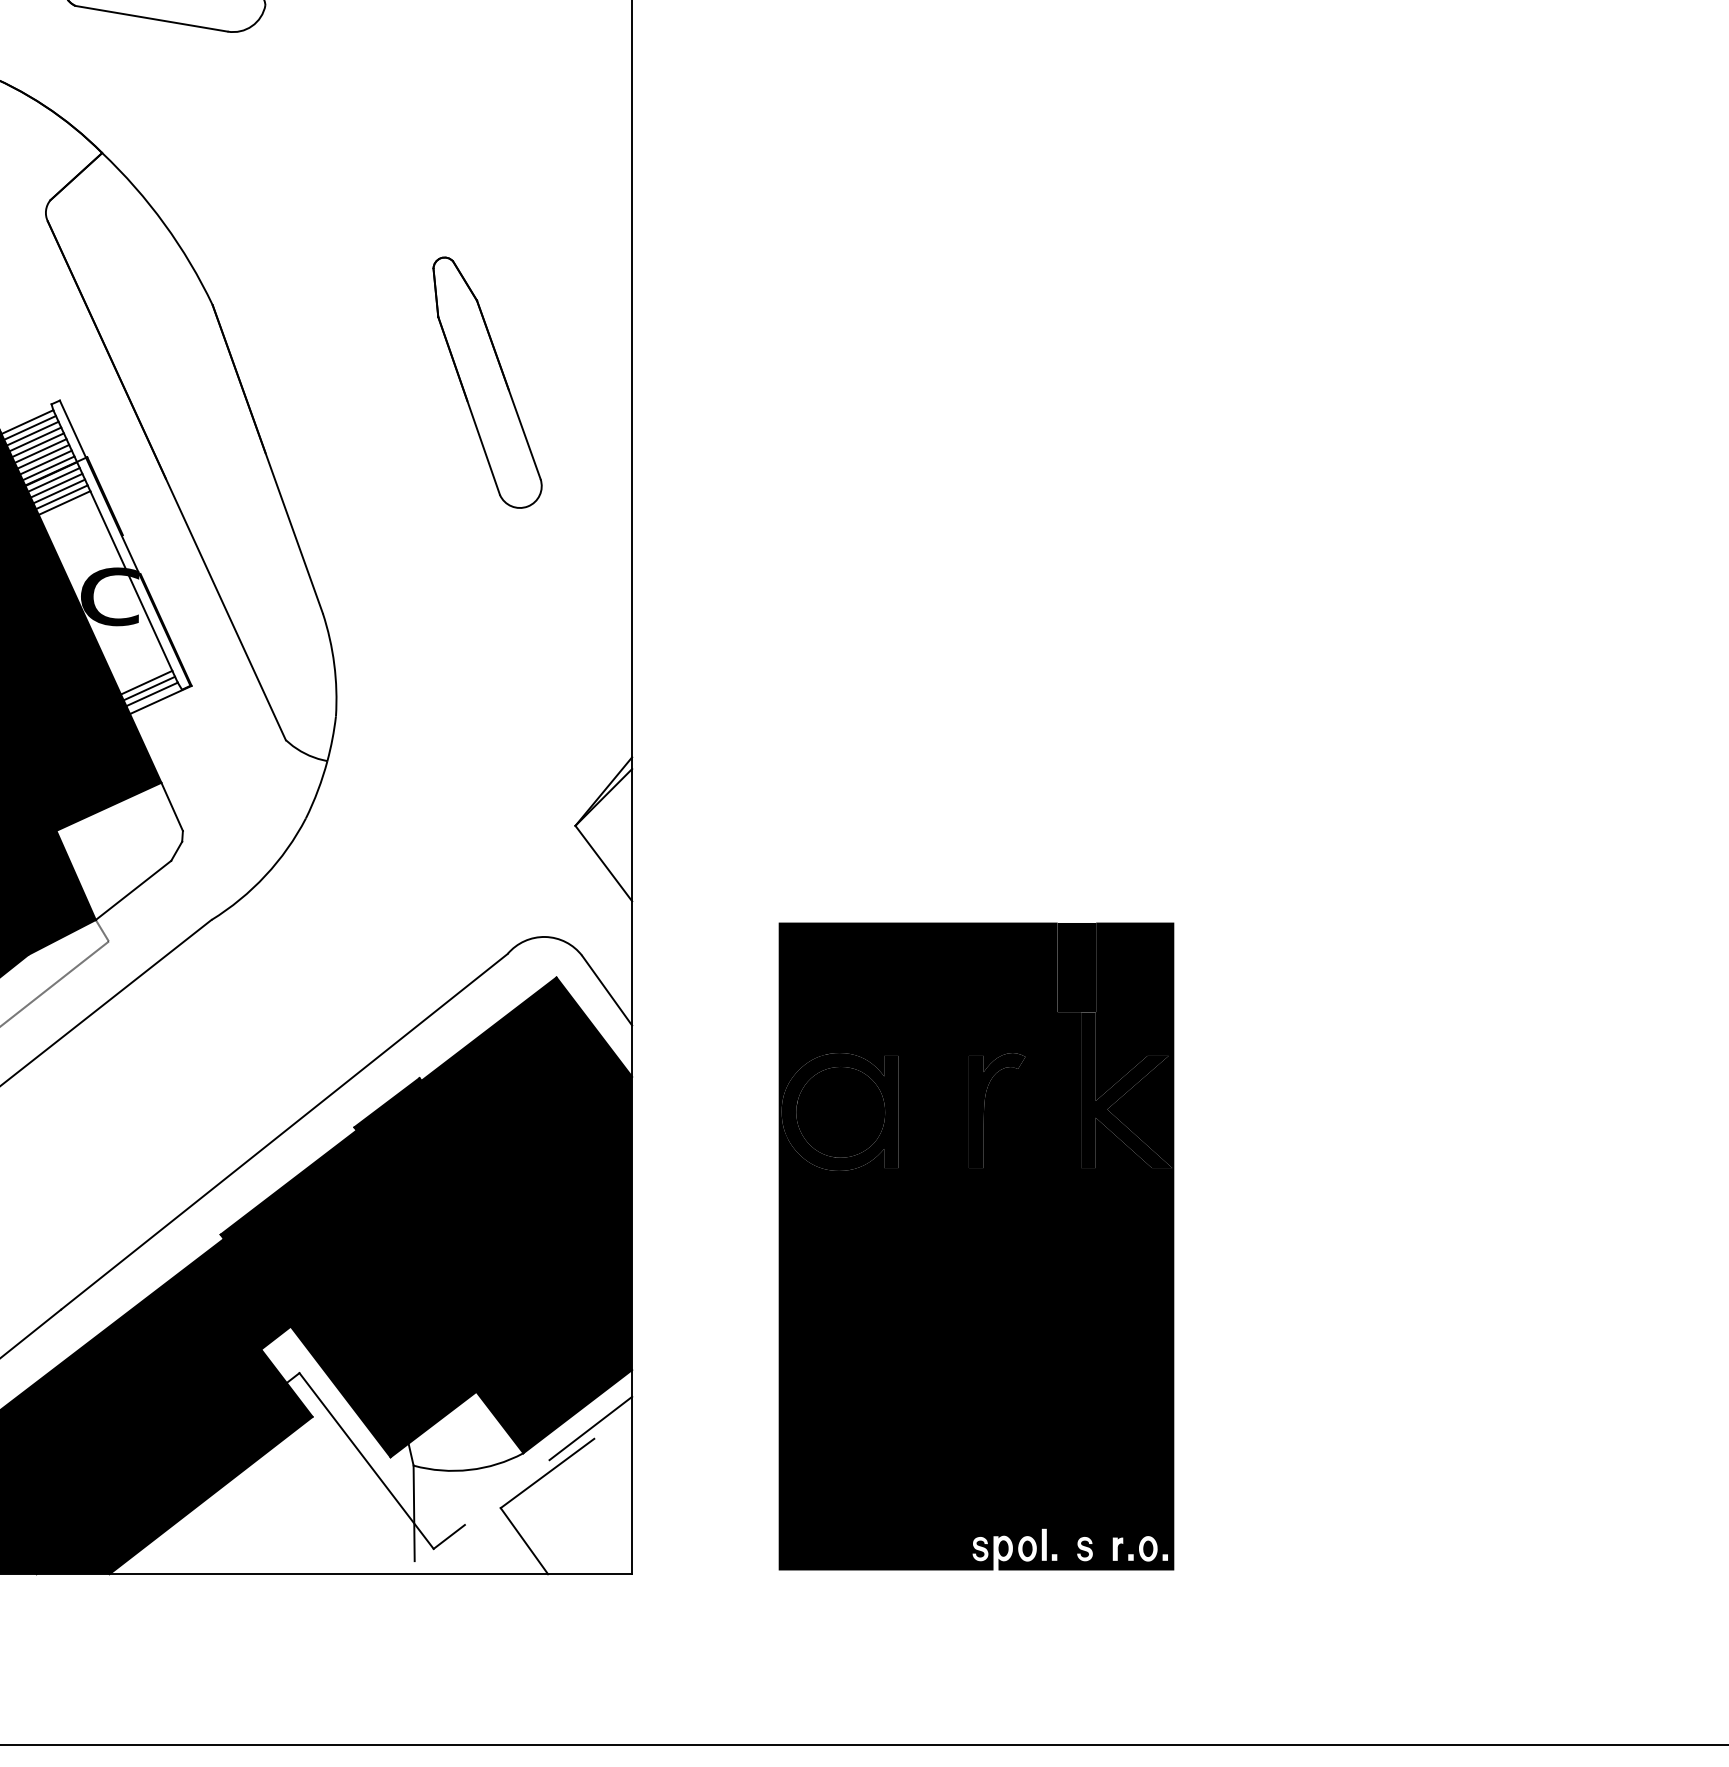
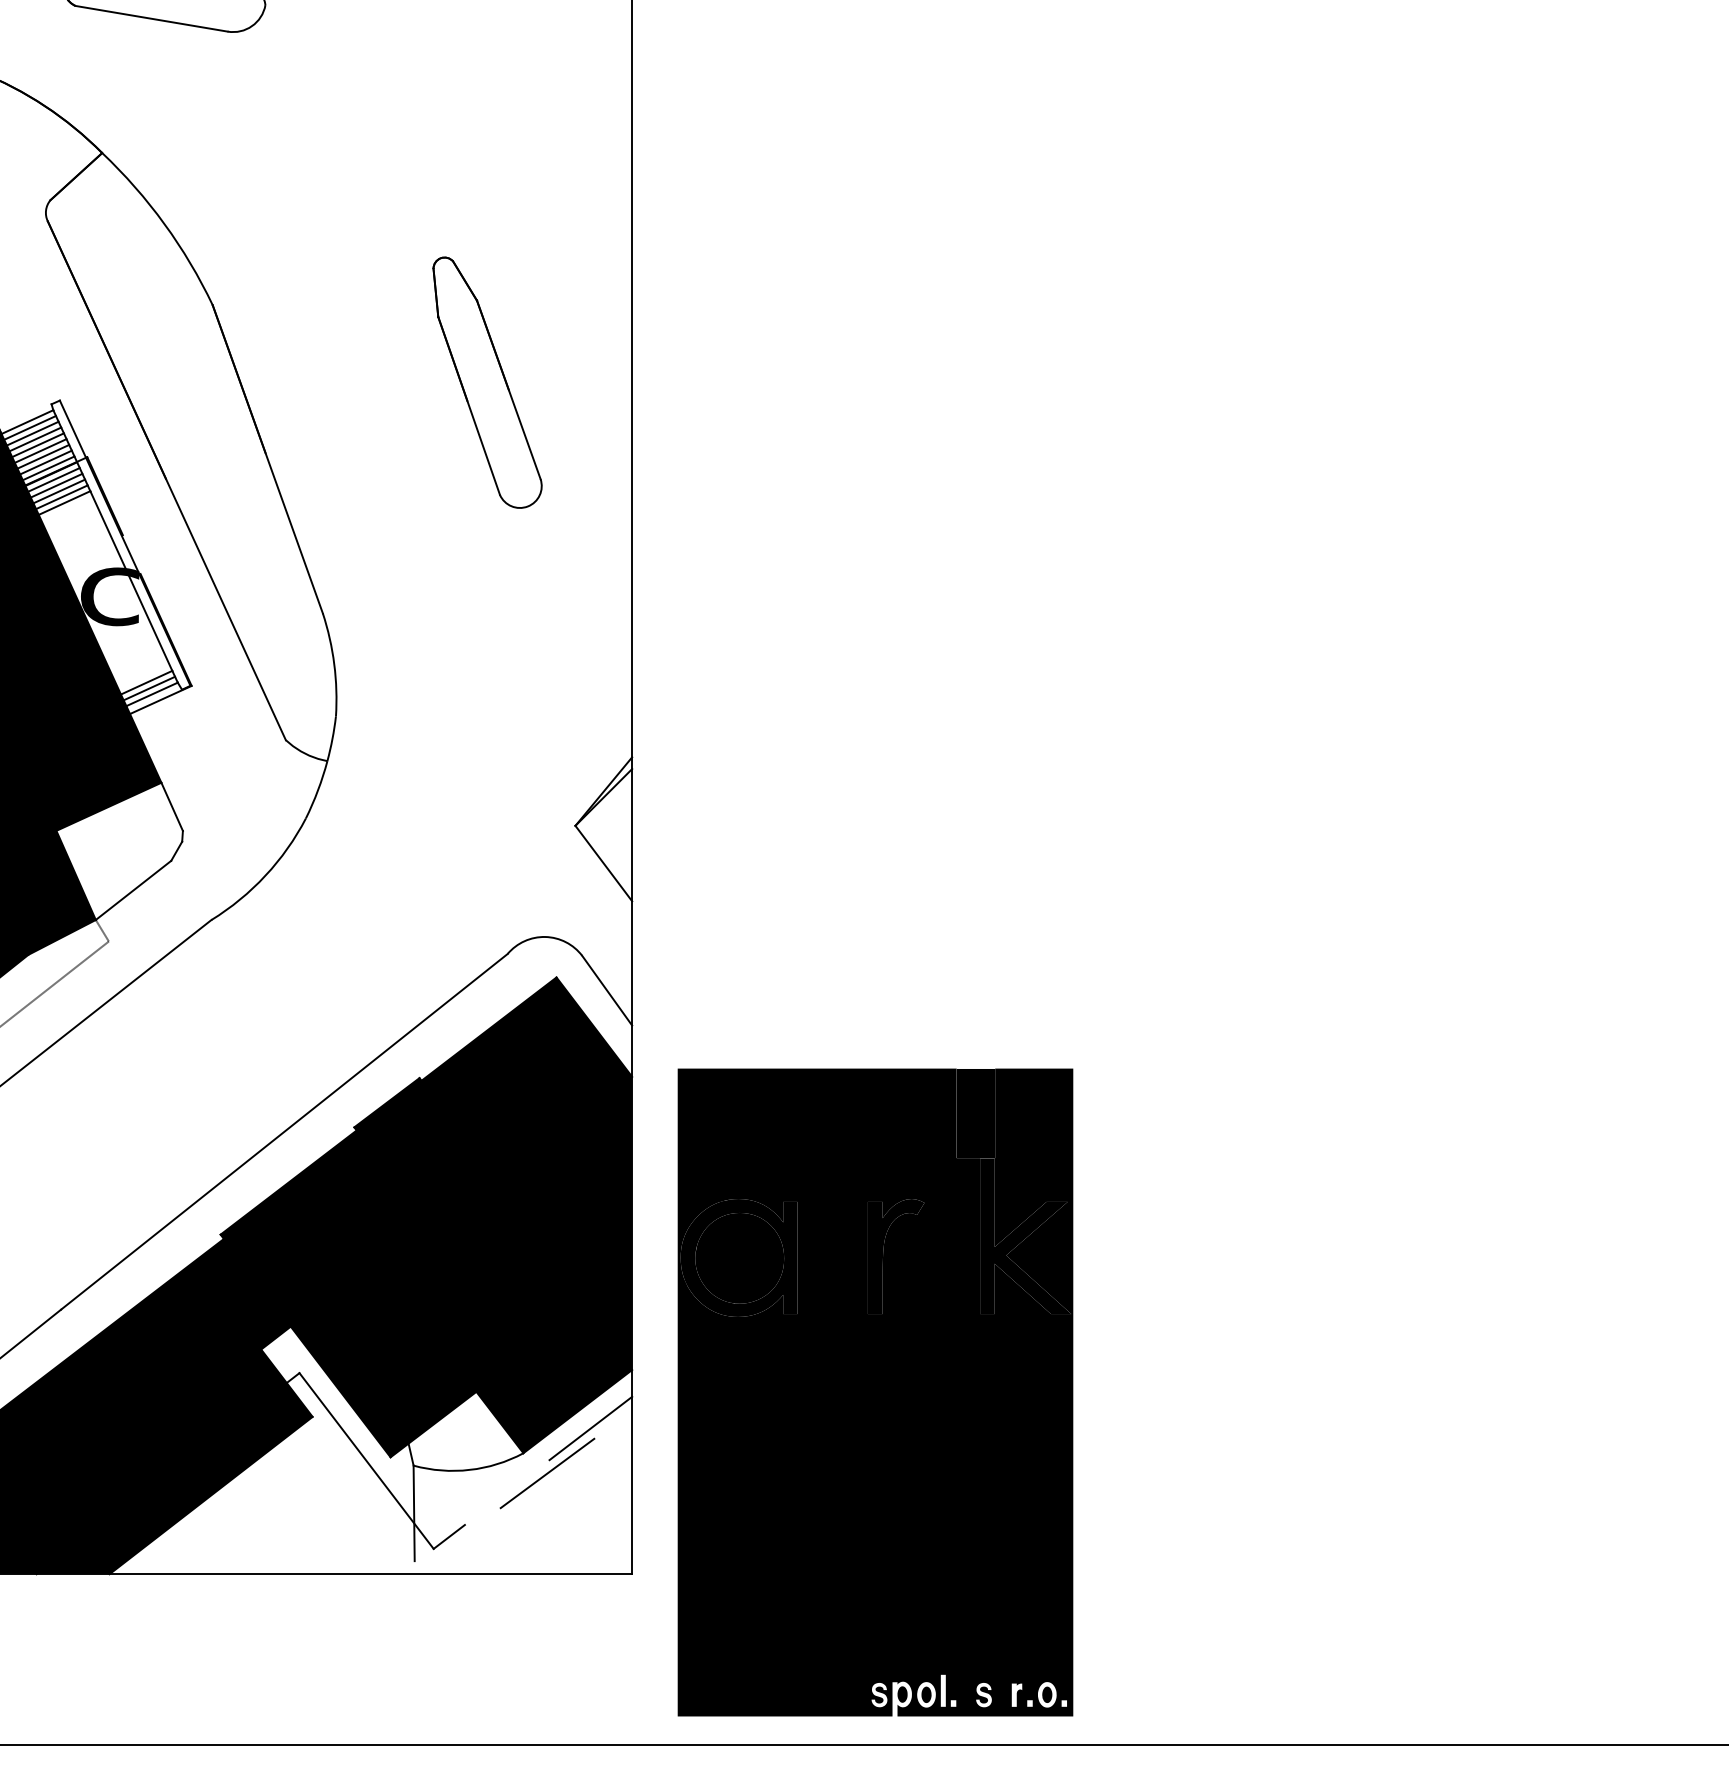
part position: (976, 1246) -> (875, 1392) (875, 1392)
line: present -> none (524, 1541)
